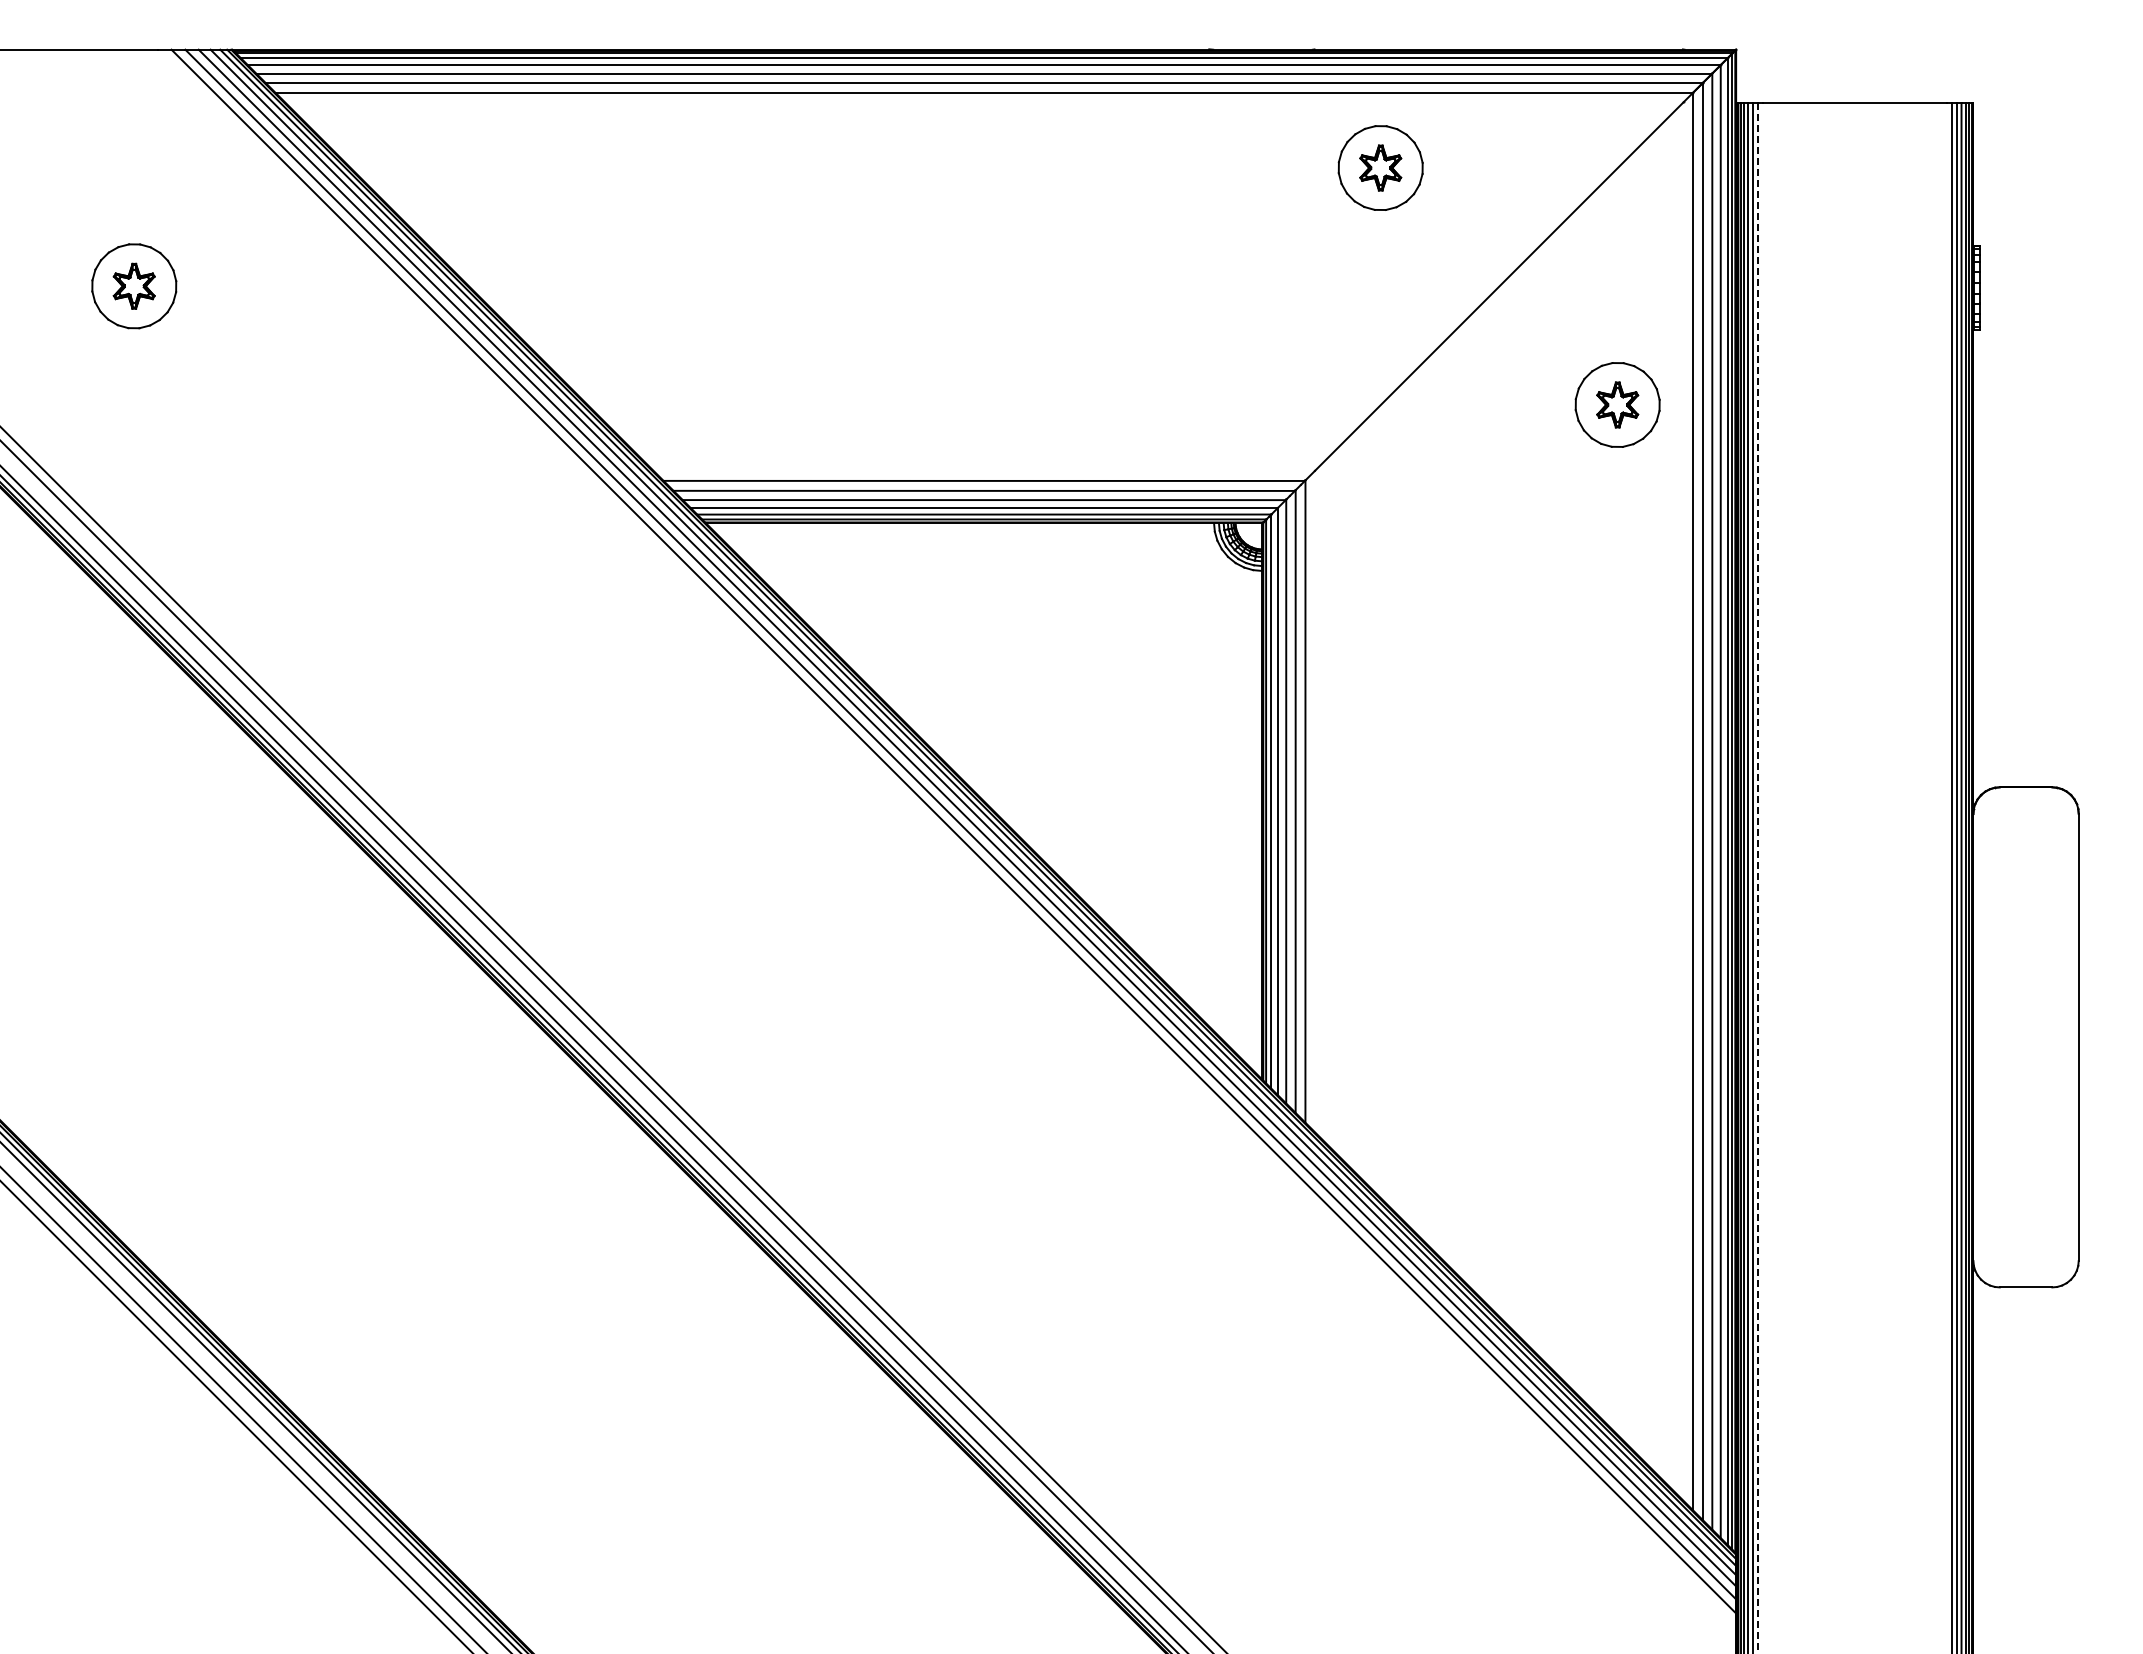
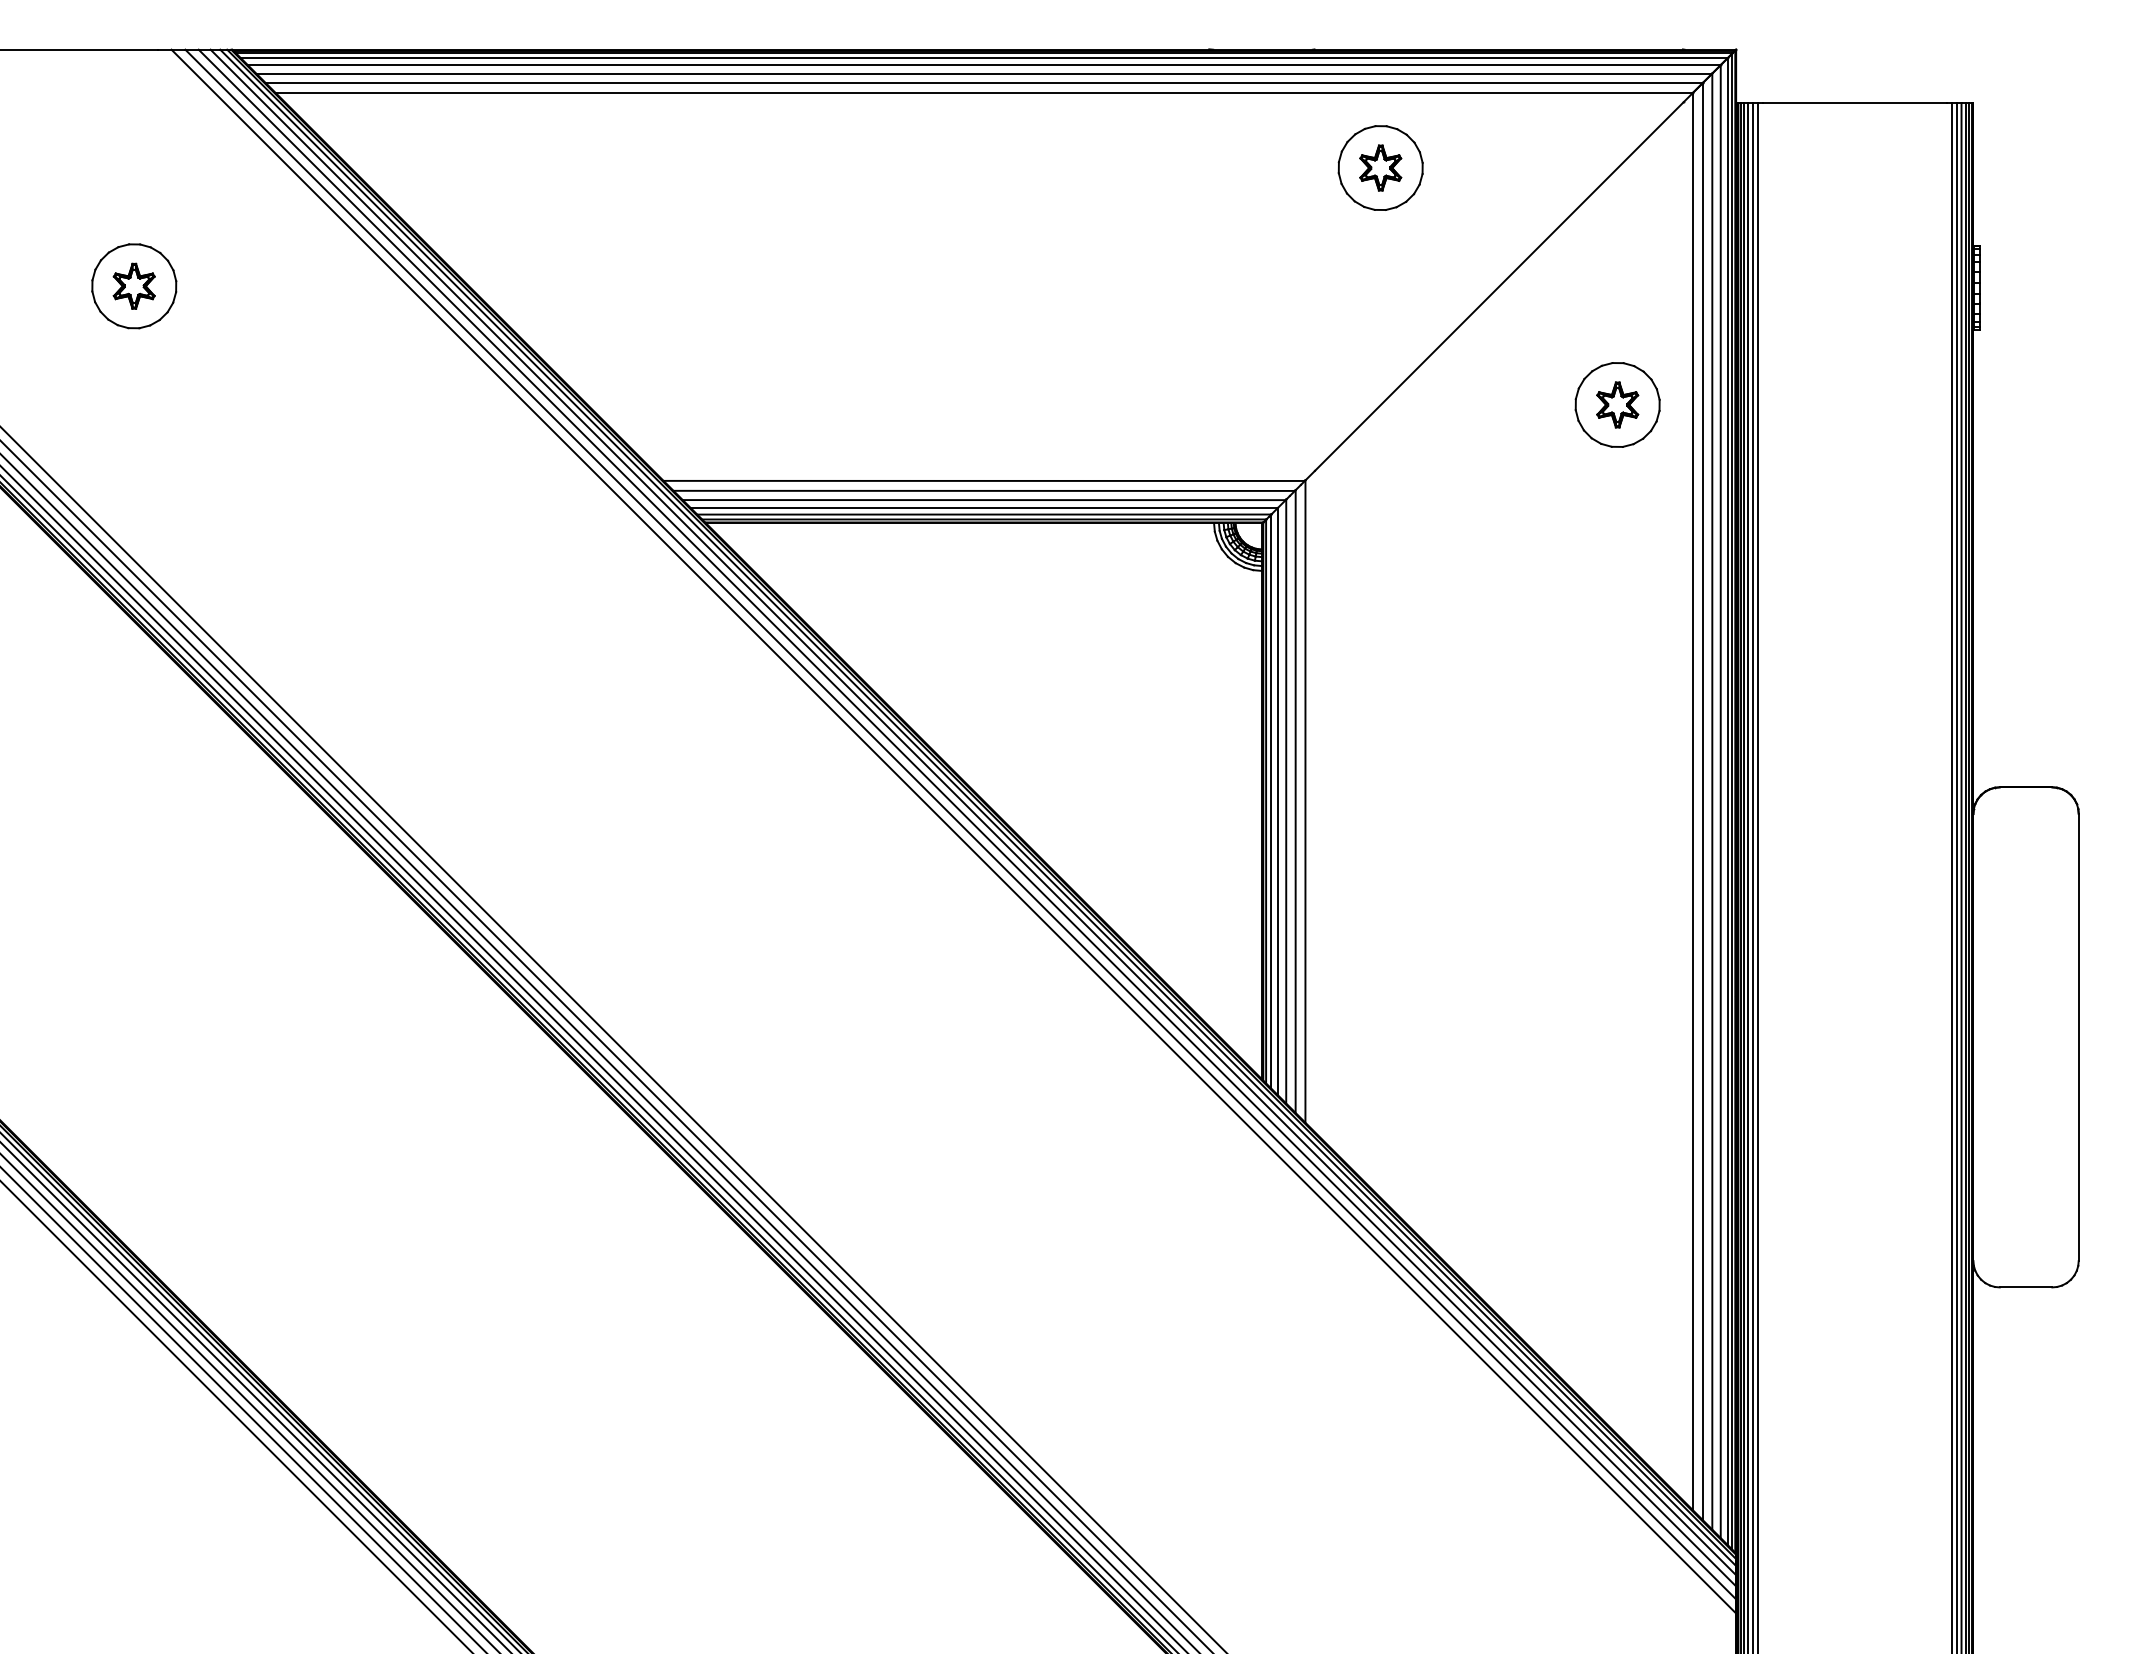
line: dashed -> solid (1758, 878)
line: none -> present (599, 1052)
line: none -> present (249, 1402)
